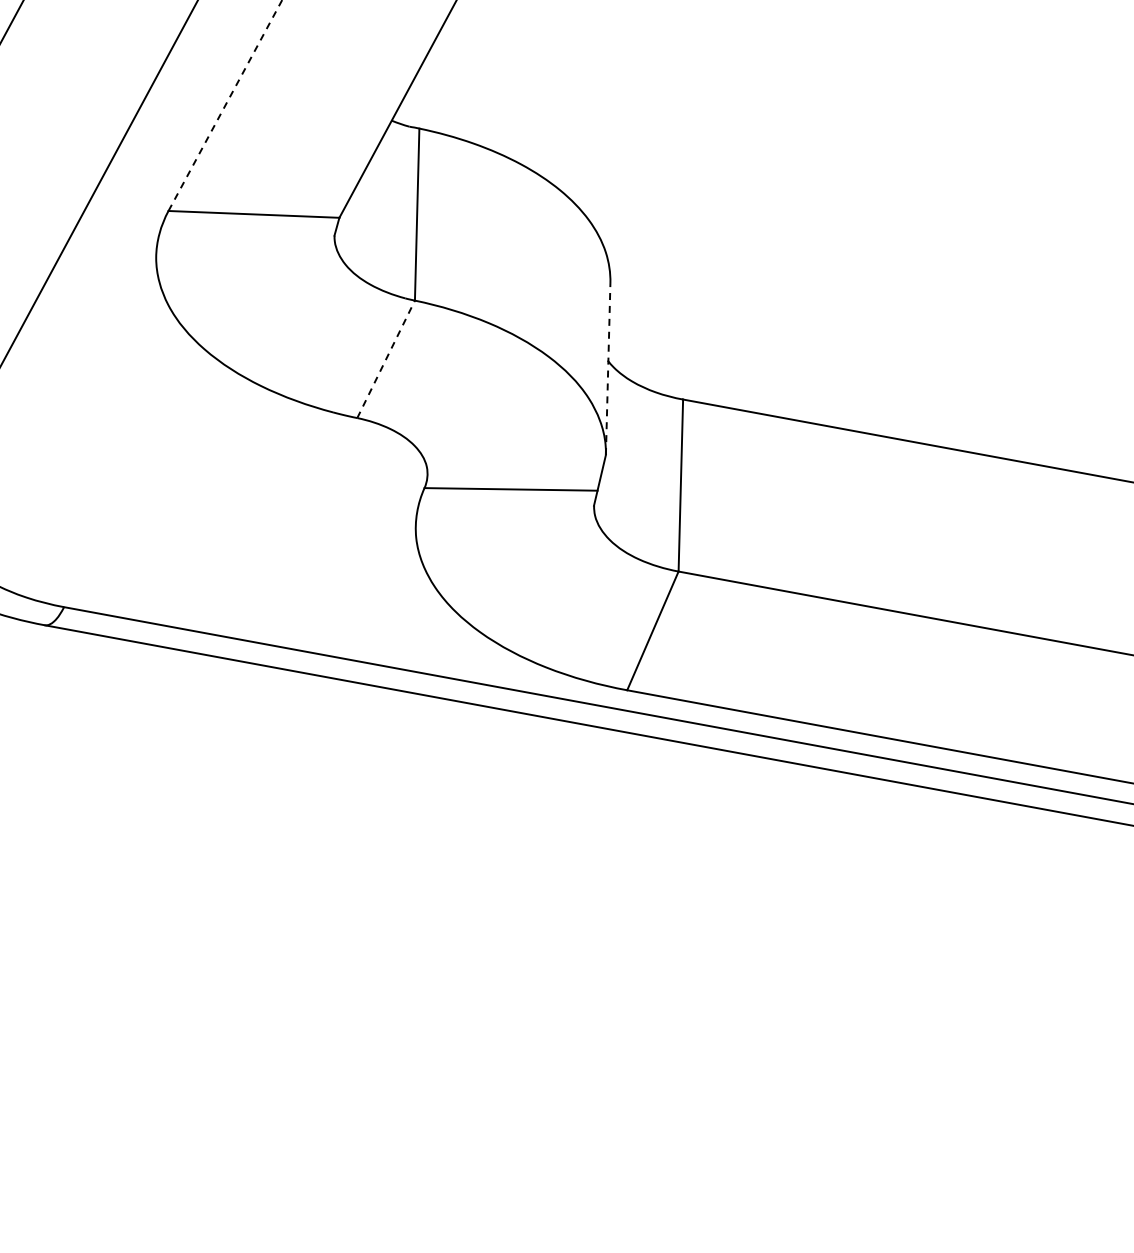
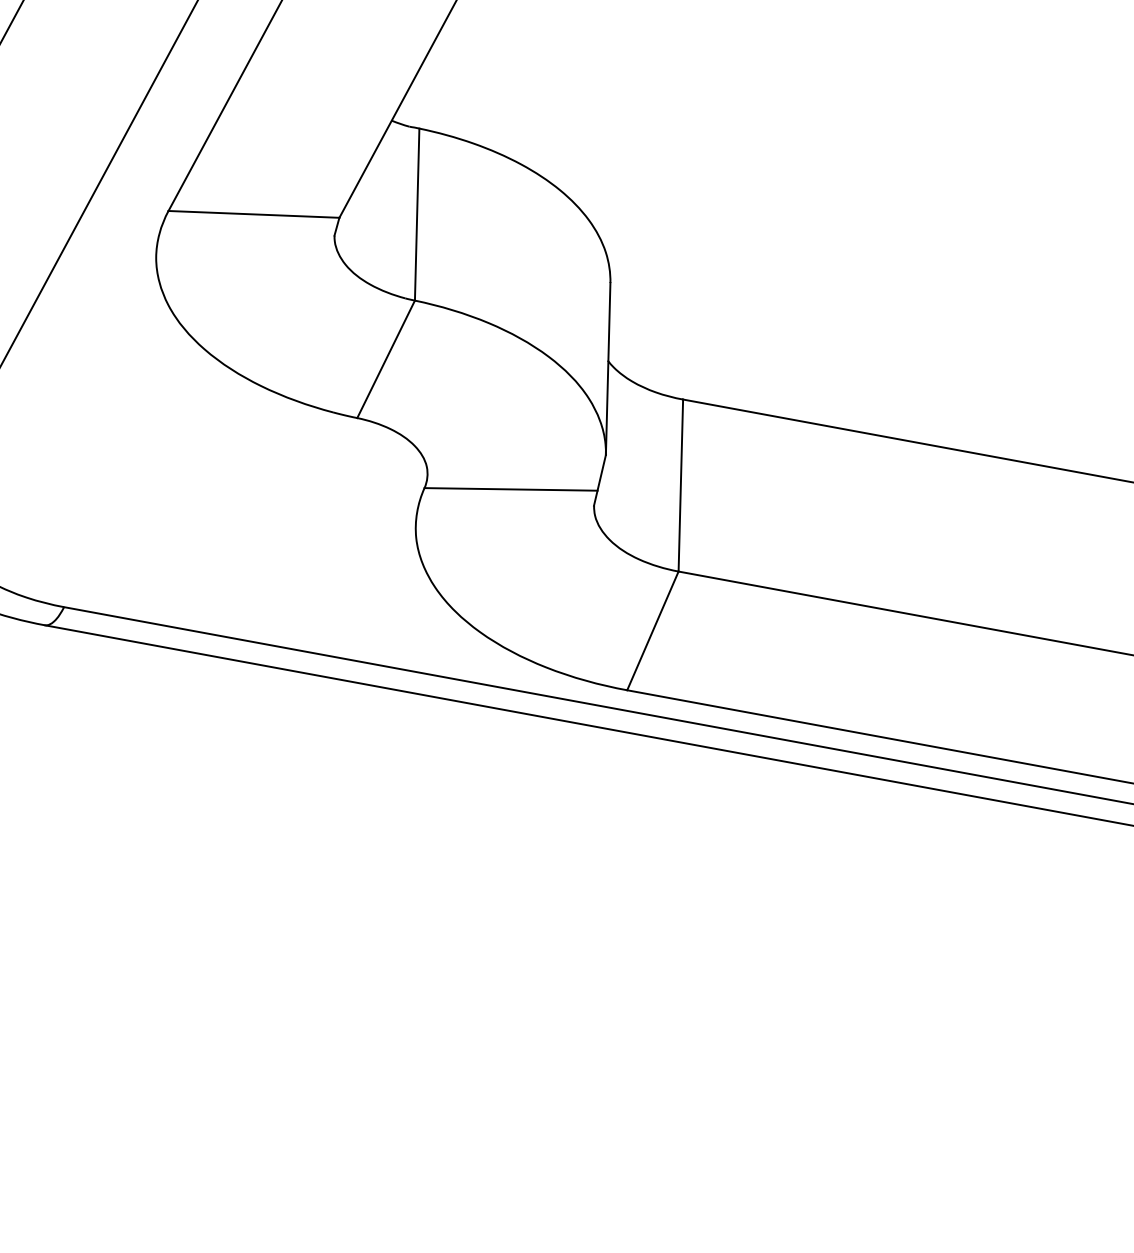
line: dashed -> solid (225, 105)
line: dashed -> solid (386, 358)
line: dashed -> solid (608, 368)
